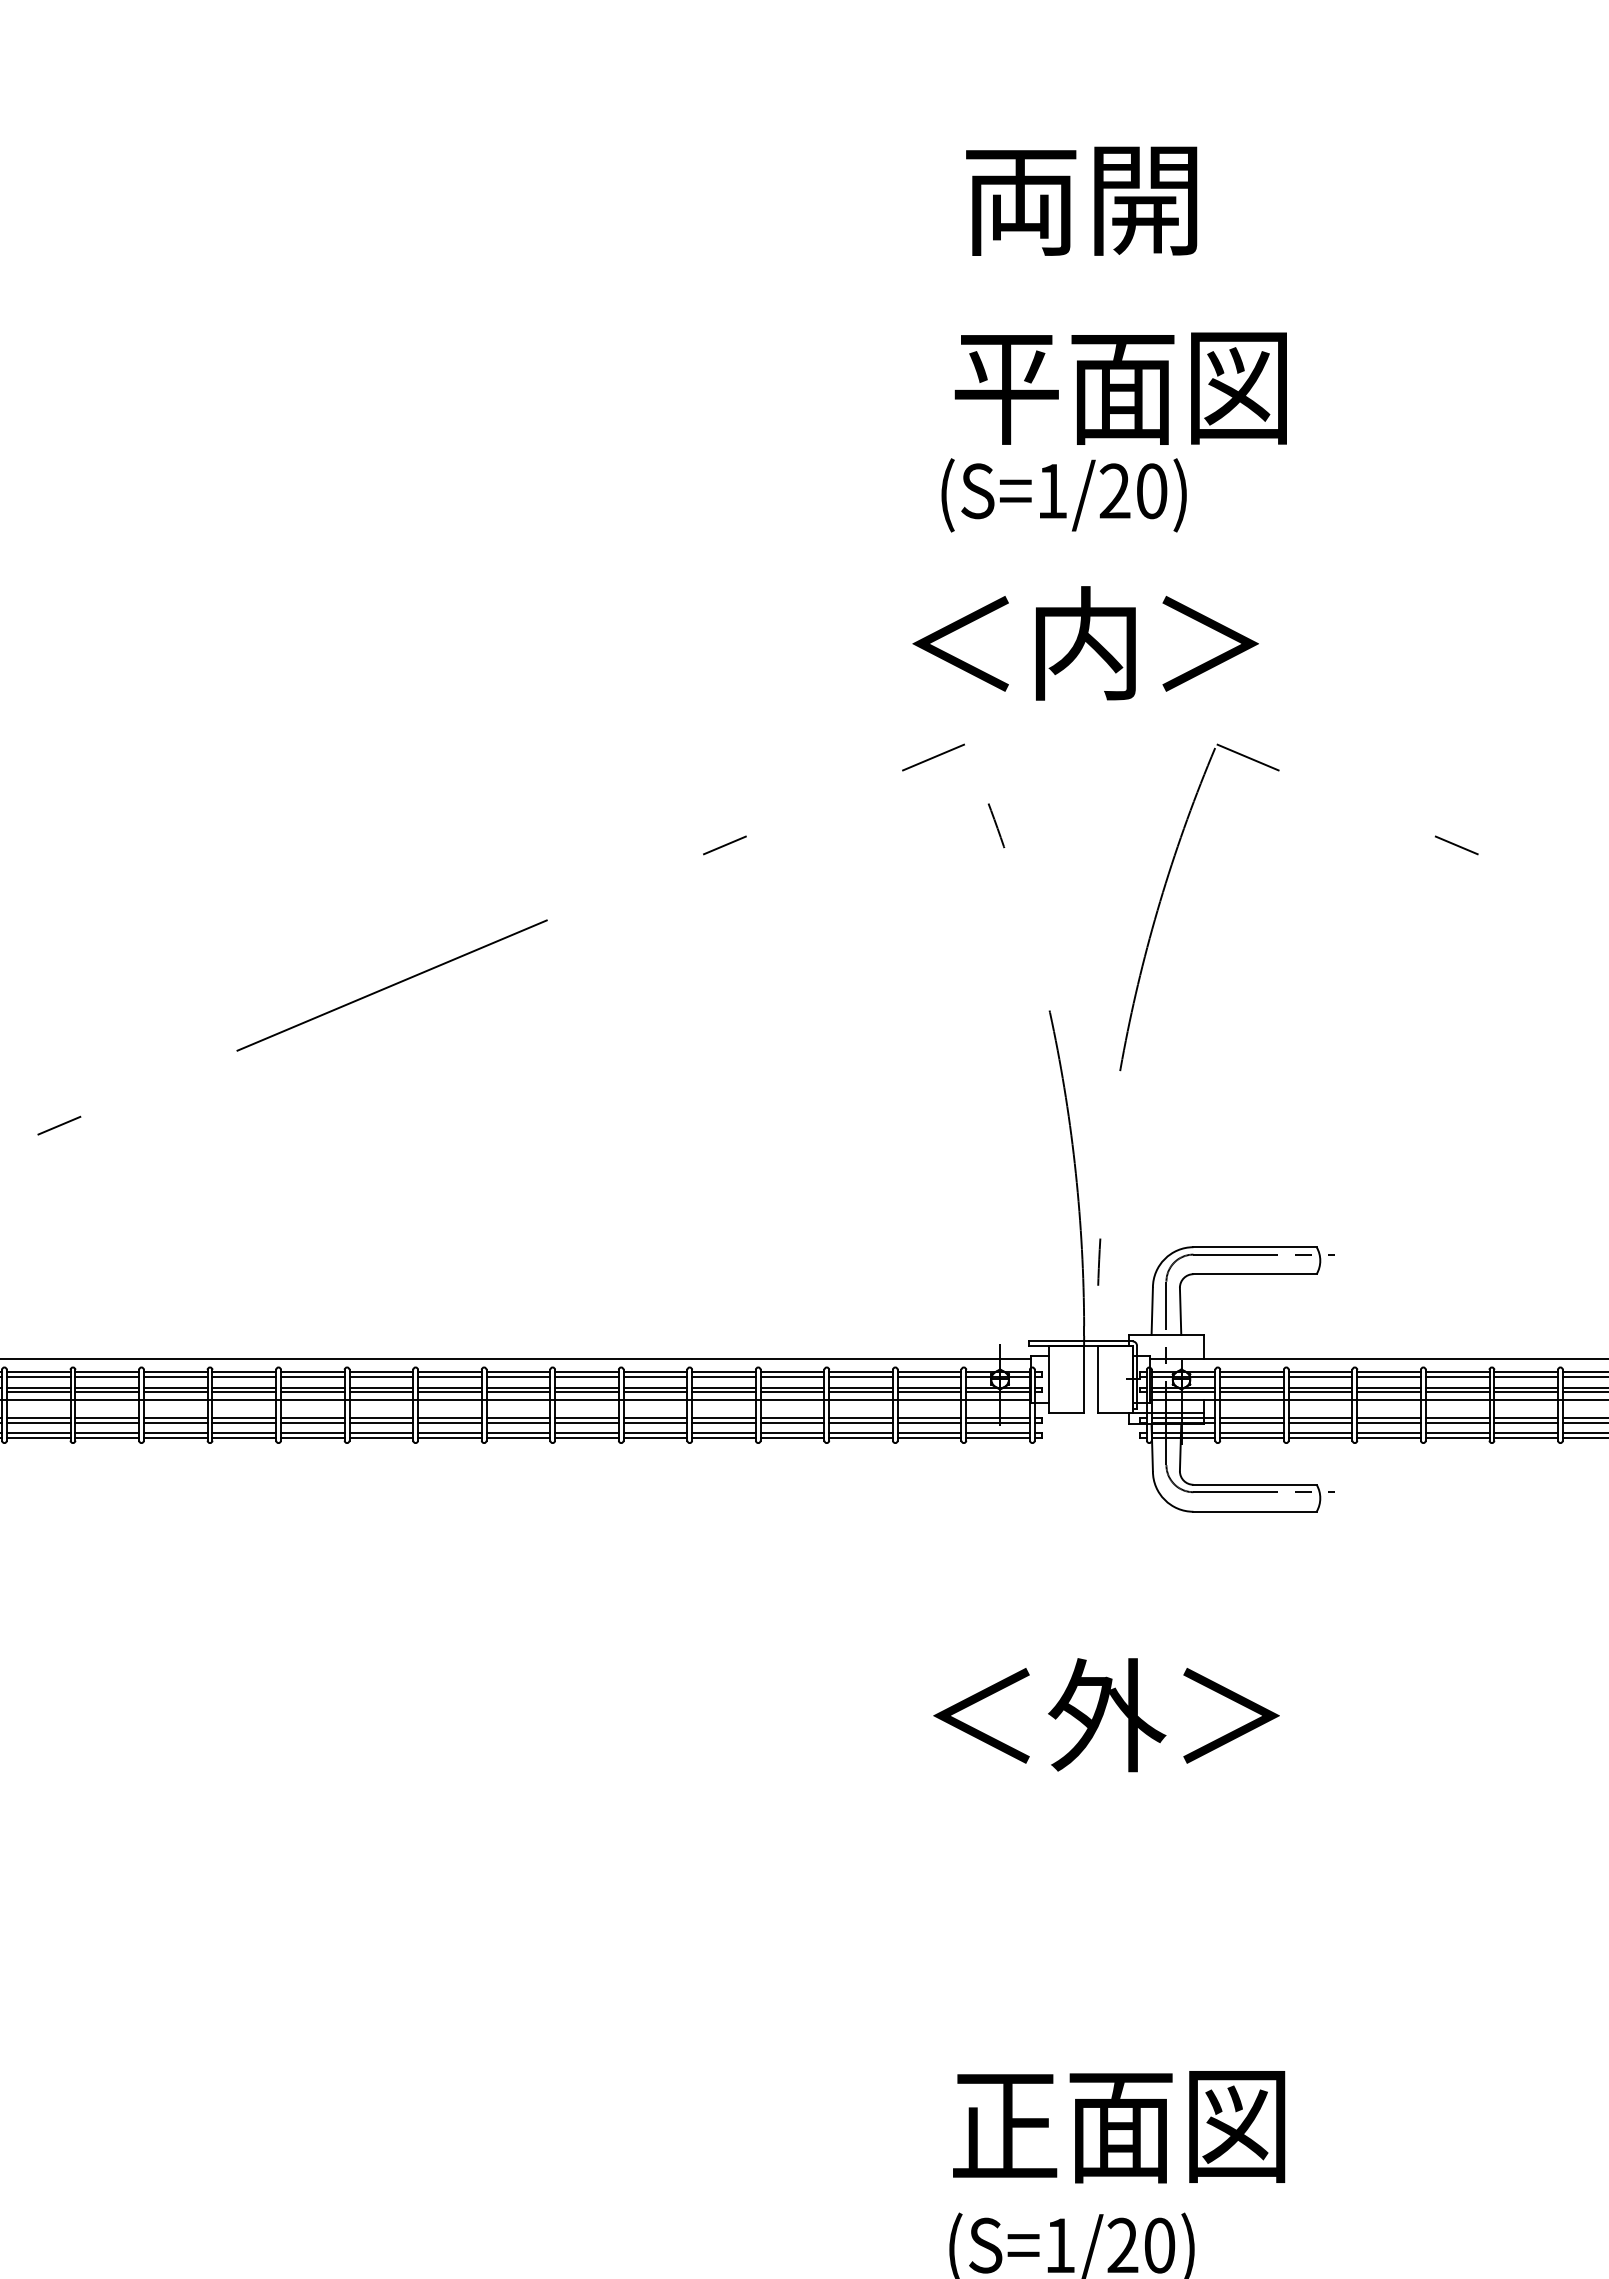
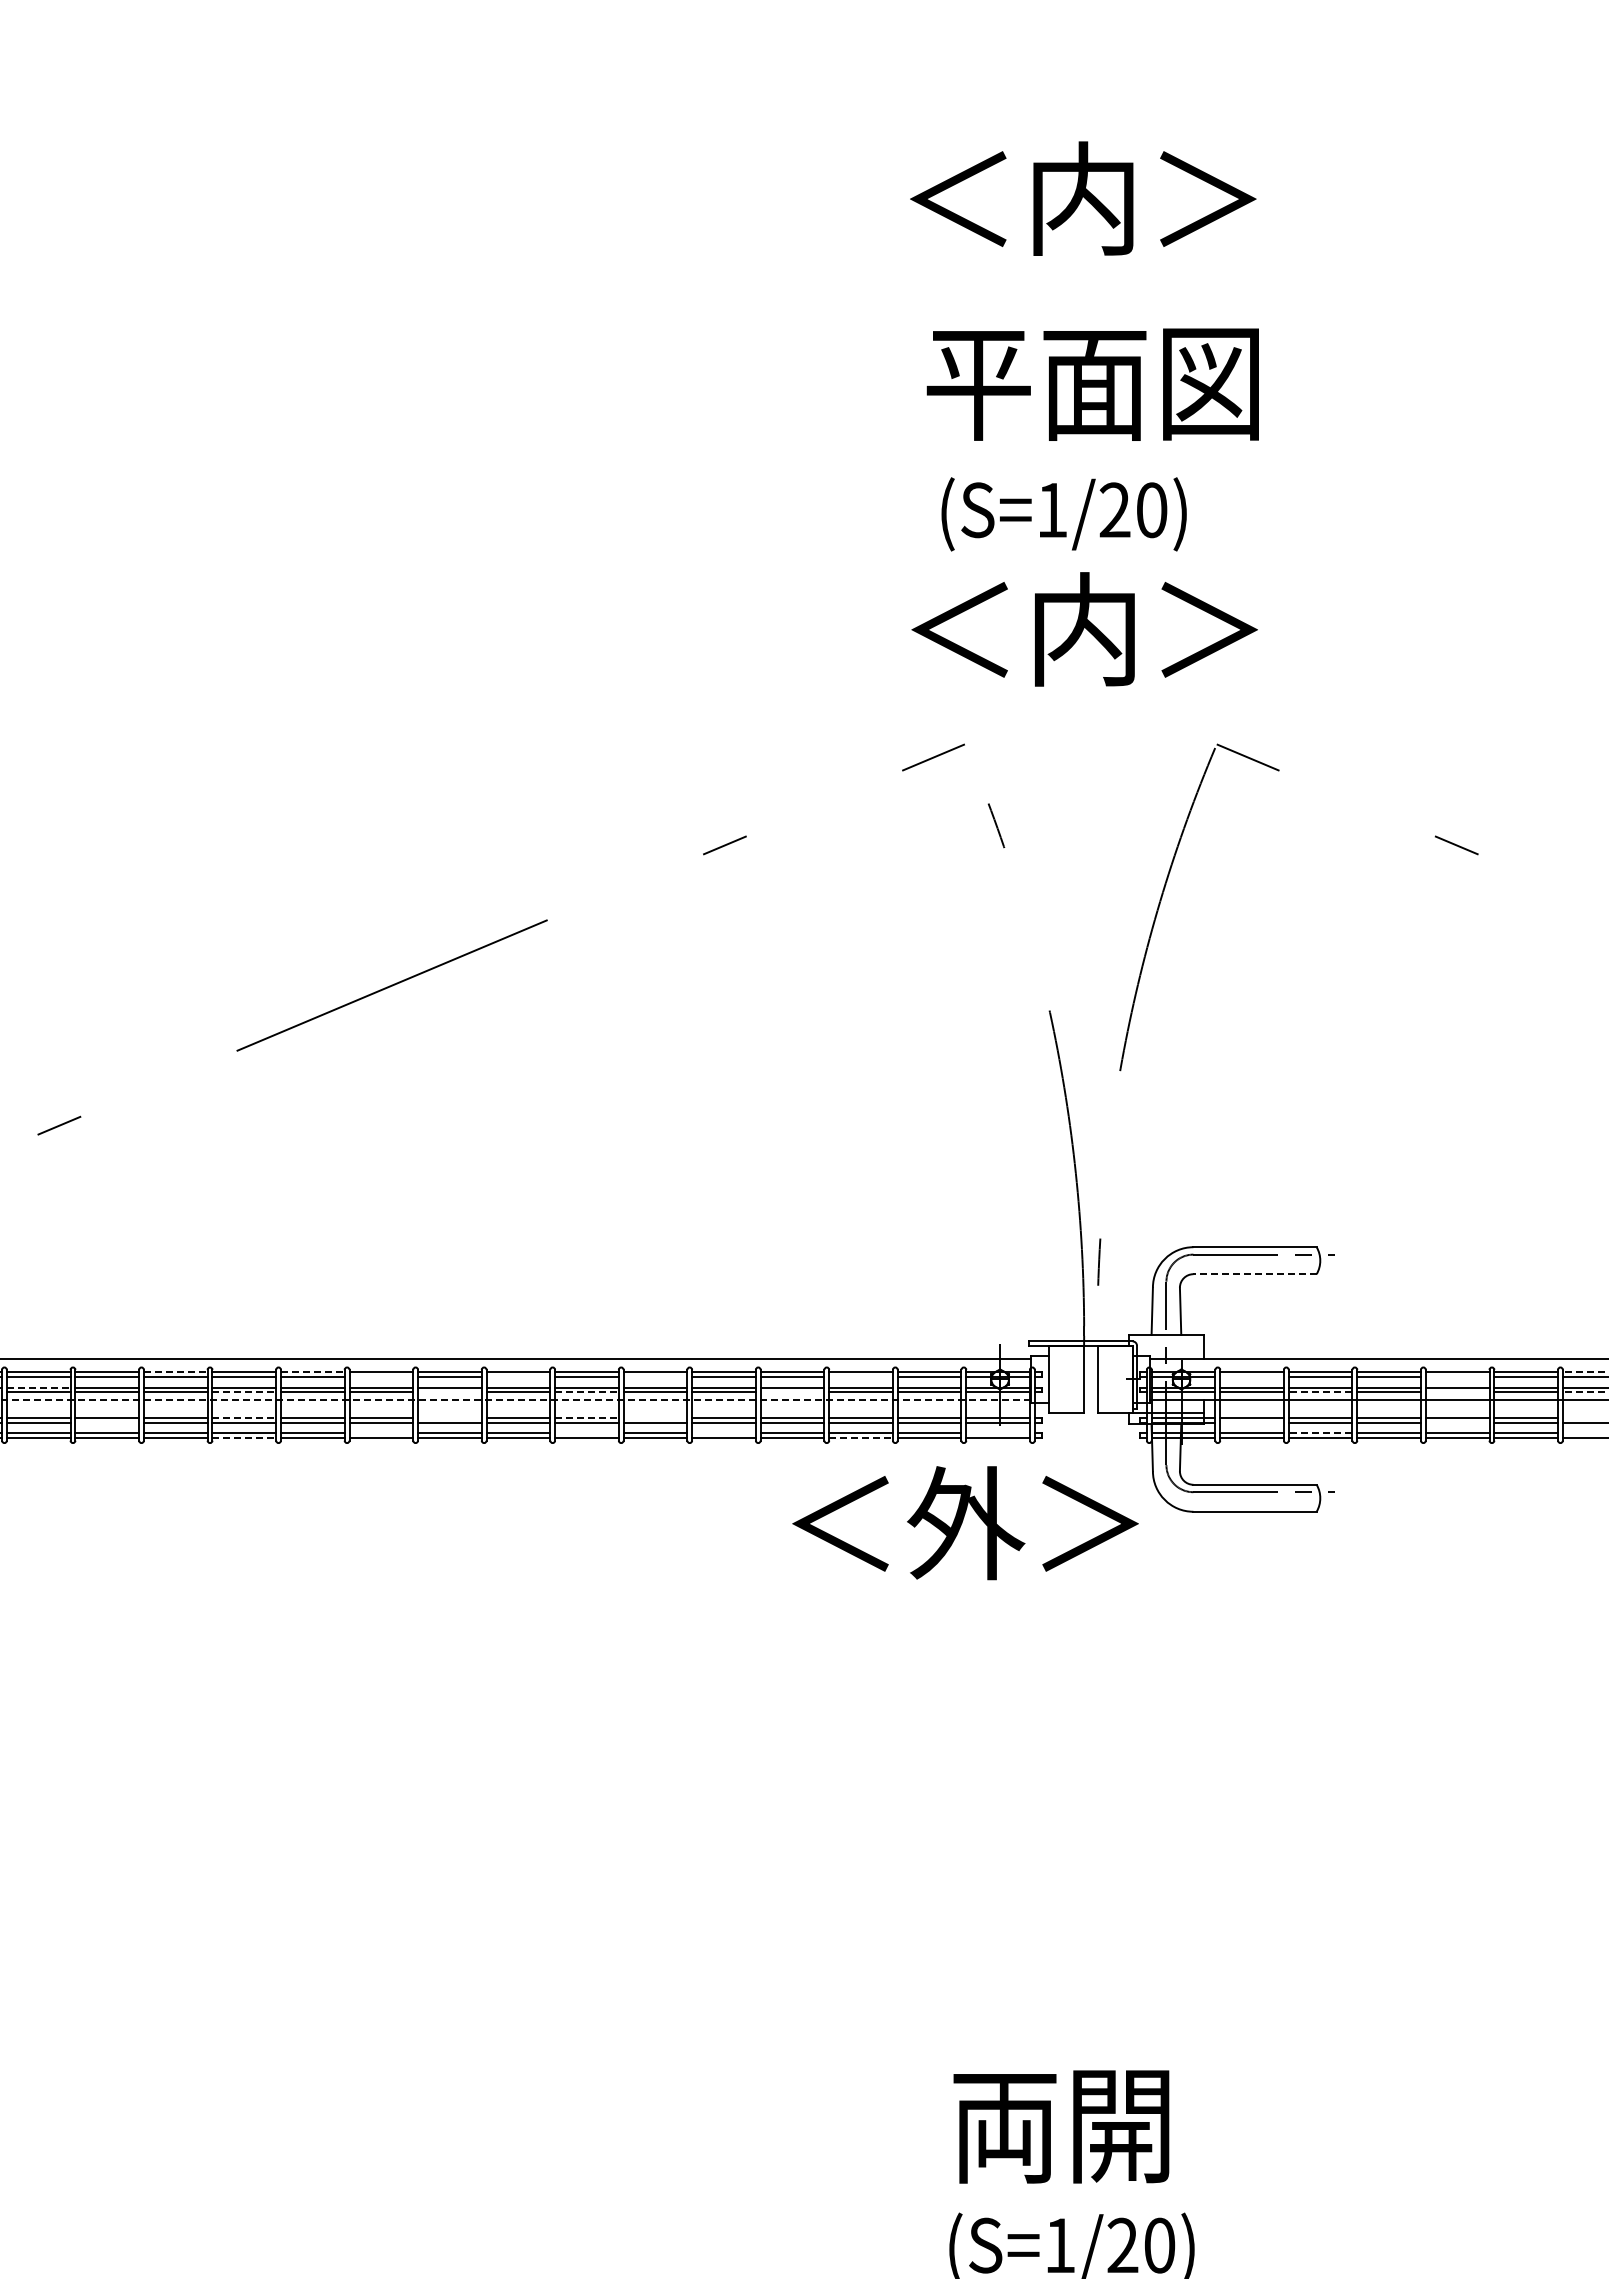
text: 両開 -> ＜内＞ (1083, 198)
text position: (1120, 388) -> (1092, 384) (1092, 384)
text position: (1063, 495) -> (1063, 514) (1063, 514)
text position: (1085, 643) -> (1084, 629) (1084, 629)
line: solid -> dashed (1255, 1274)
line: solid -> dashed (175, 1372)
line: solid -> dashed (312, 1372)
line: solid -> dashed (1585, 1372)
line: present -> none (381, 1377)
line: present -> none (518, 1377)
line: present -> none (655, 1377)
line: present -> none (860, 1377)
line: present -> none (1251, 1377)
line: present -> none (1457, 1377)
line: solid -> dashed (38, 1387)
line: solid -> dashed (244, 1392)
line: present -> none (449, 1392)
line: solid -> dashed (586, 1392)
line: present -> none (792, 1392)
line: solid -> dashed (1320, 1392)
line: present -> none (1457, 1392)
line: solid -> dashed (1585, 1392)
line: solid -> dashed (515, 1400)
line: solid -> dashed (244, 1418)
line: present -> none (449, 1418)
line: solid -> dashed (586, 1418)
line: present -> none (655, 1418)
line: present -> none (1583, 1418)
line: present -> none (107, 1422)
line: present -> none (1251, 1422)
line: present -> none (1457, 1422)
line: present -> none (381, 1433)
line: present -> none (586, 1433)
line: present -> none (723, 1433)
line: present -> none (997, 1433)
line: solid -> dashed (1320, 1433)
line: present -> none (1583, 1433)
line: solid -> dashed (244, 1438)
line: solid -> dashed (861, 1438)
text position: (1106, 1715) -> (965, 1523) (965, 1523)
text: 正面図 -> 両開 (1119, 2126)
